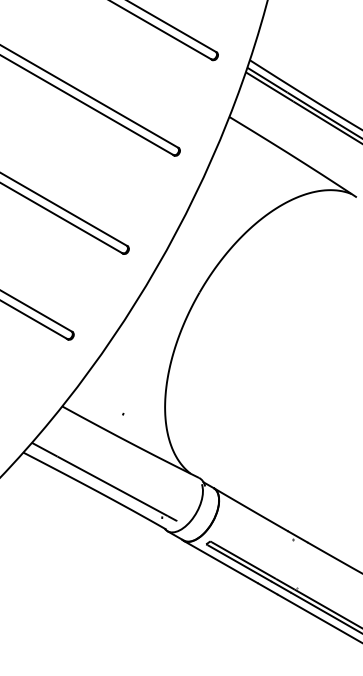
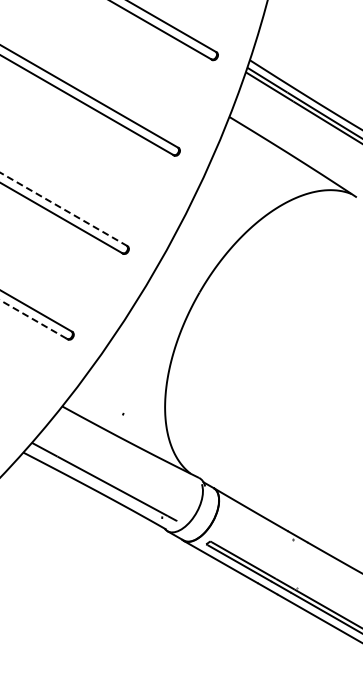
line: solid -> dashed (63, 209)
line: solid -> dashed (34, 320)
